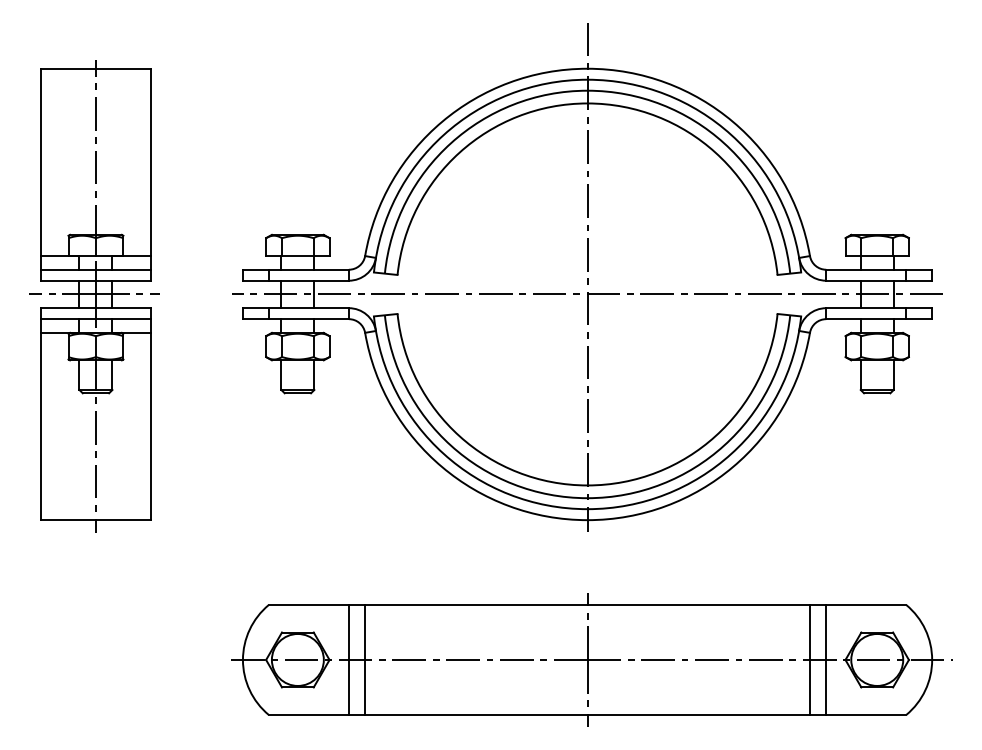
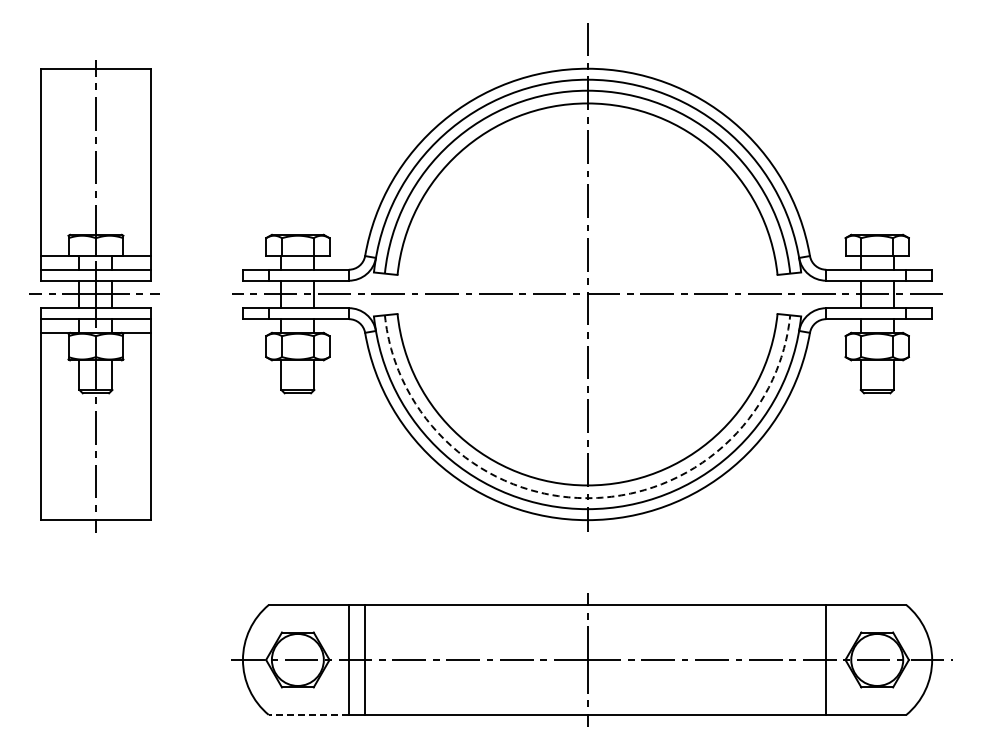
arc: solid -> dashed (587, 498)
line: present -> none (809, 659)
line: solid -> dashed (308, 714)
